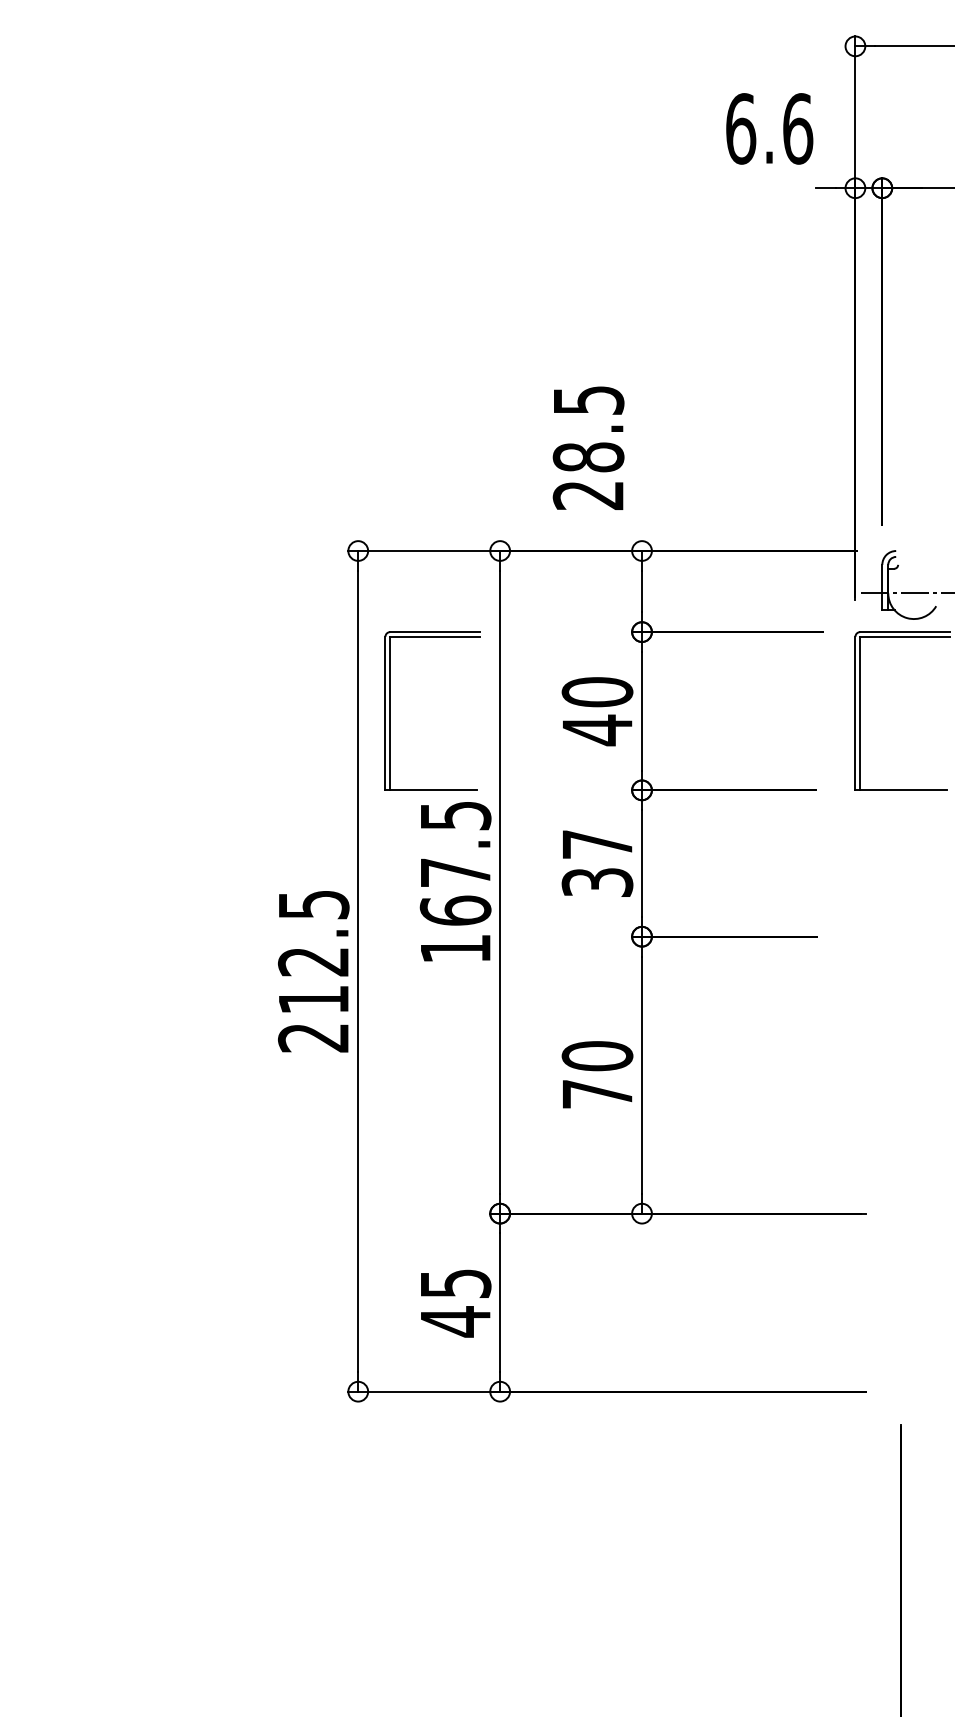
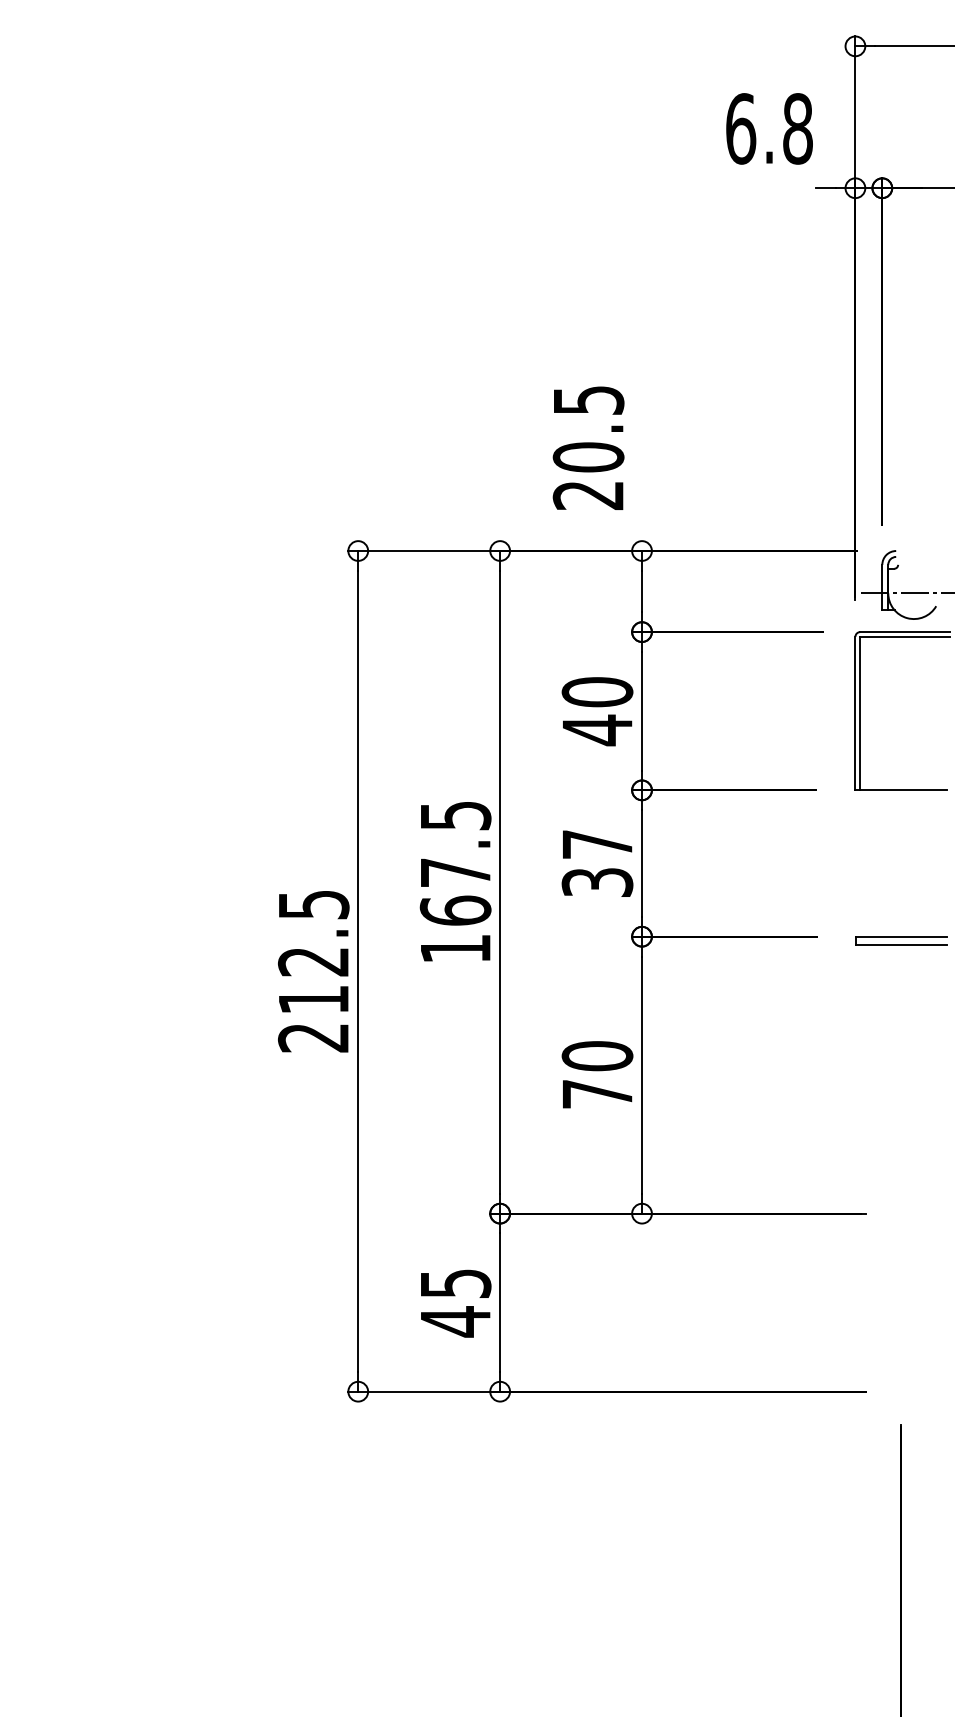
text: 6.6 -> 6.8 (798, 128)
text: 28.5 -> 20.5 (588, 457)
part: present -> none (390, 710)
part: none -> present (901, 940)
